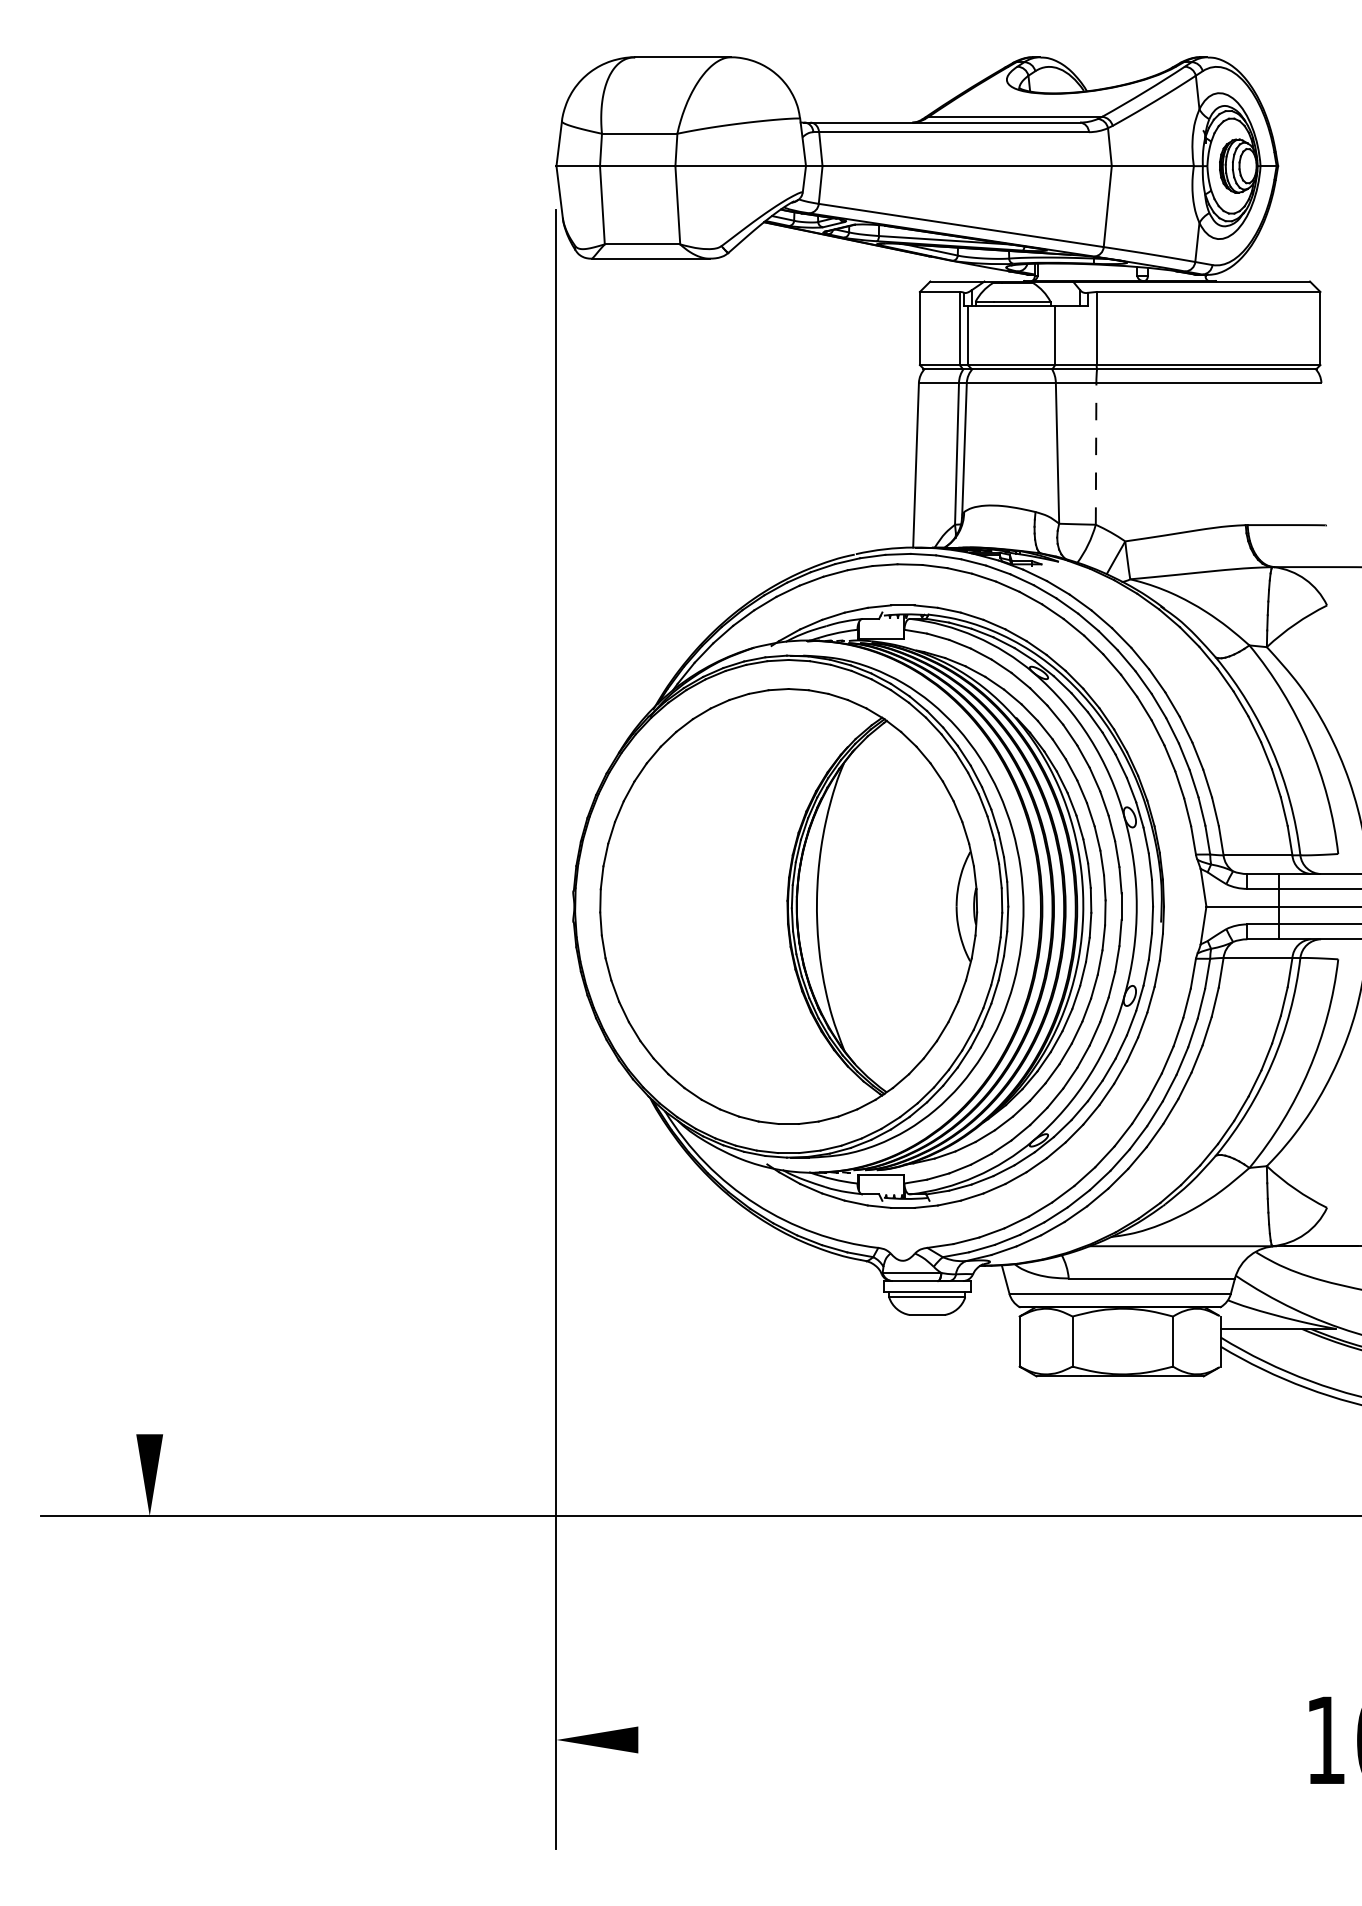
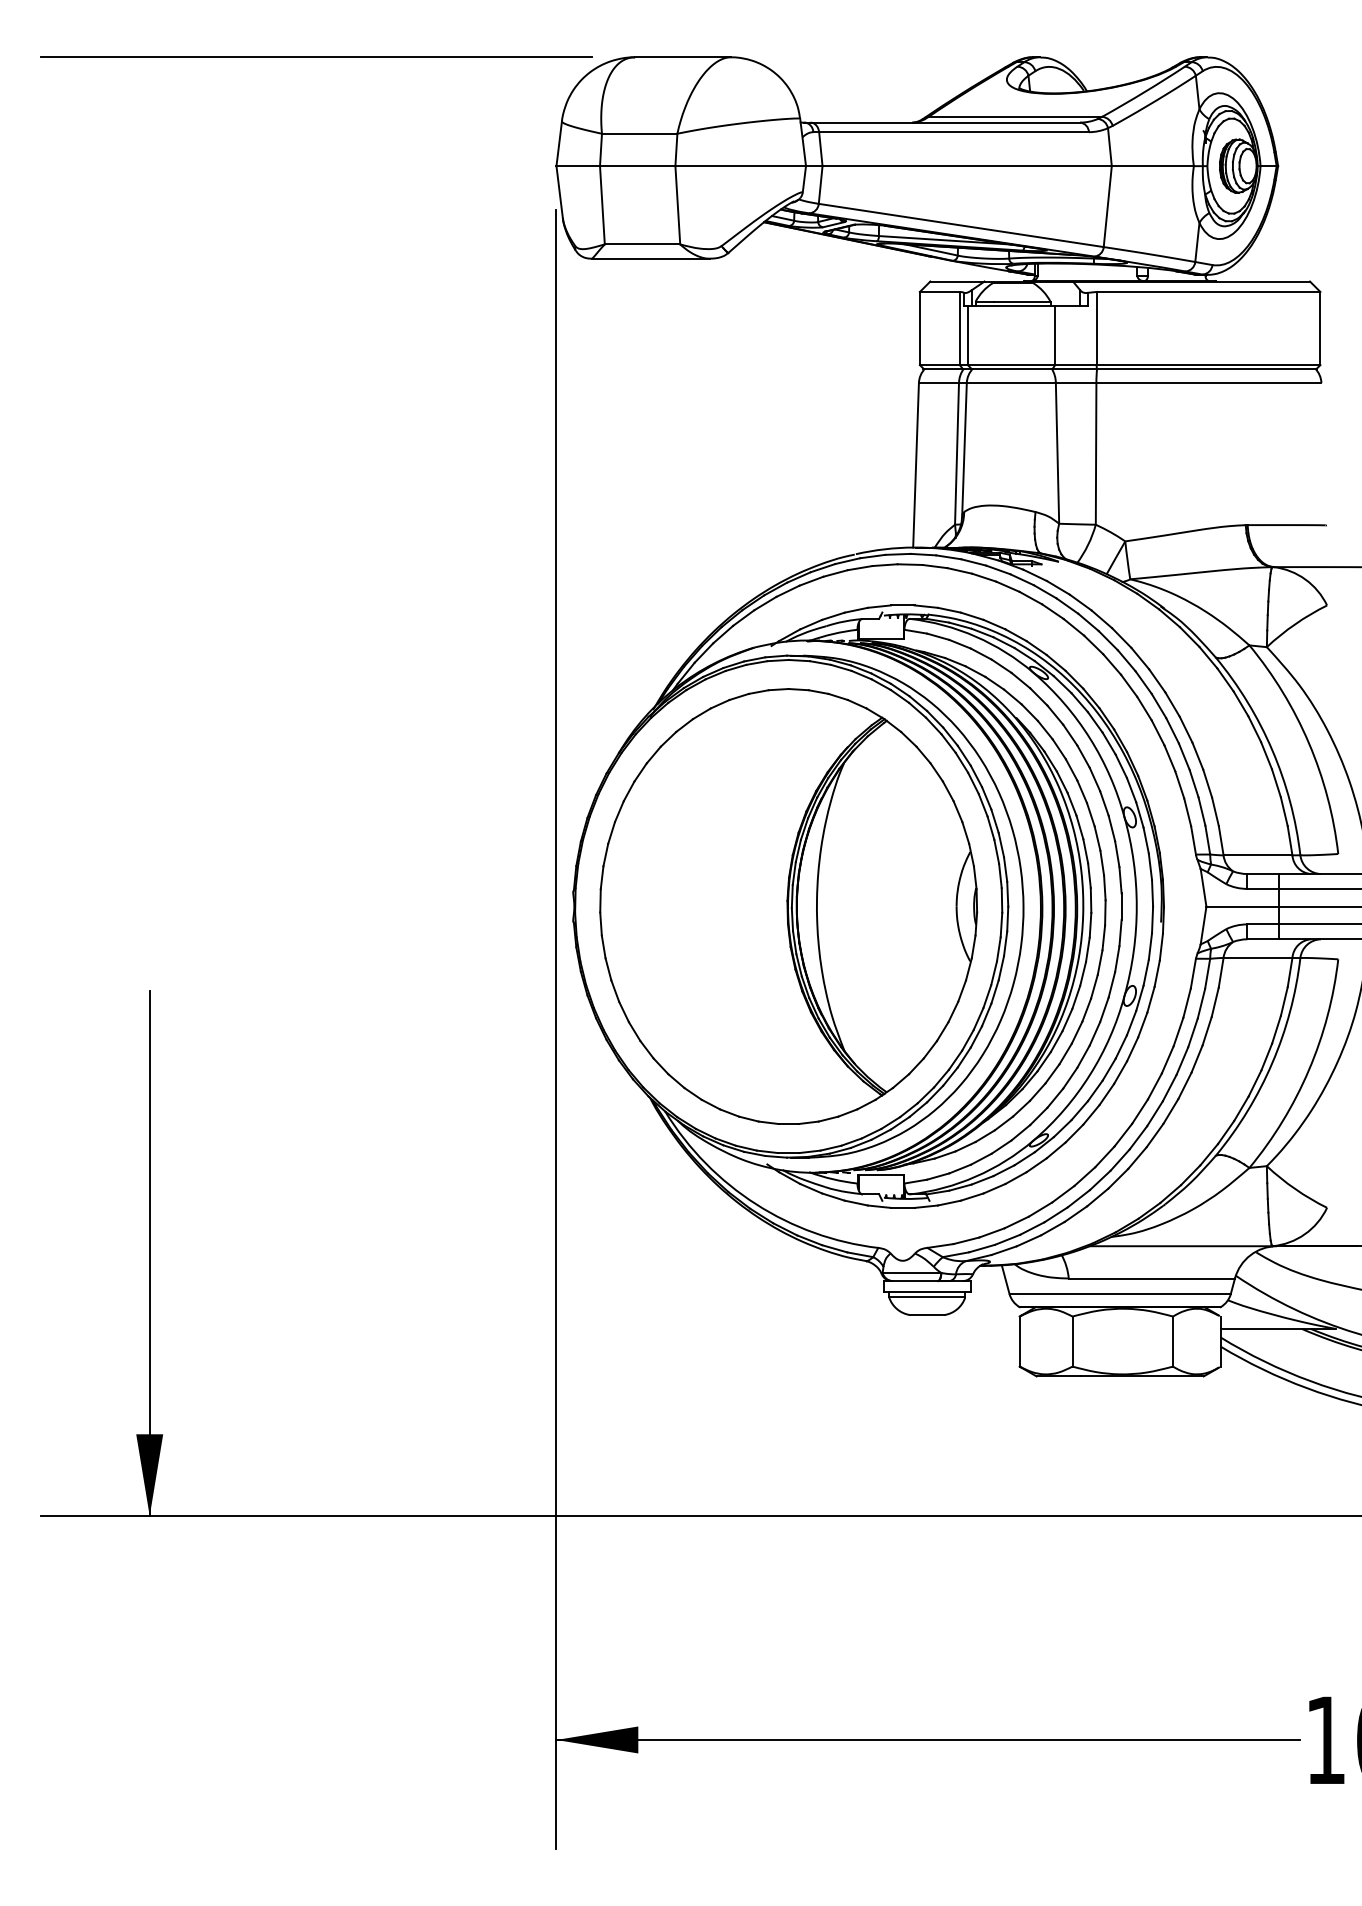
line: none -> present (316, 56)
line: dashed -> solid (1096, 453)
line: none -> present (149, 1253)
line: none -> present (928, 1739)
